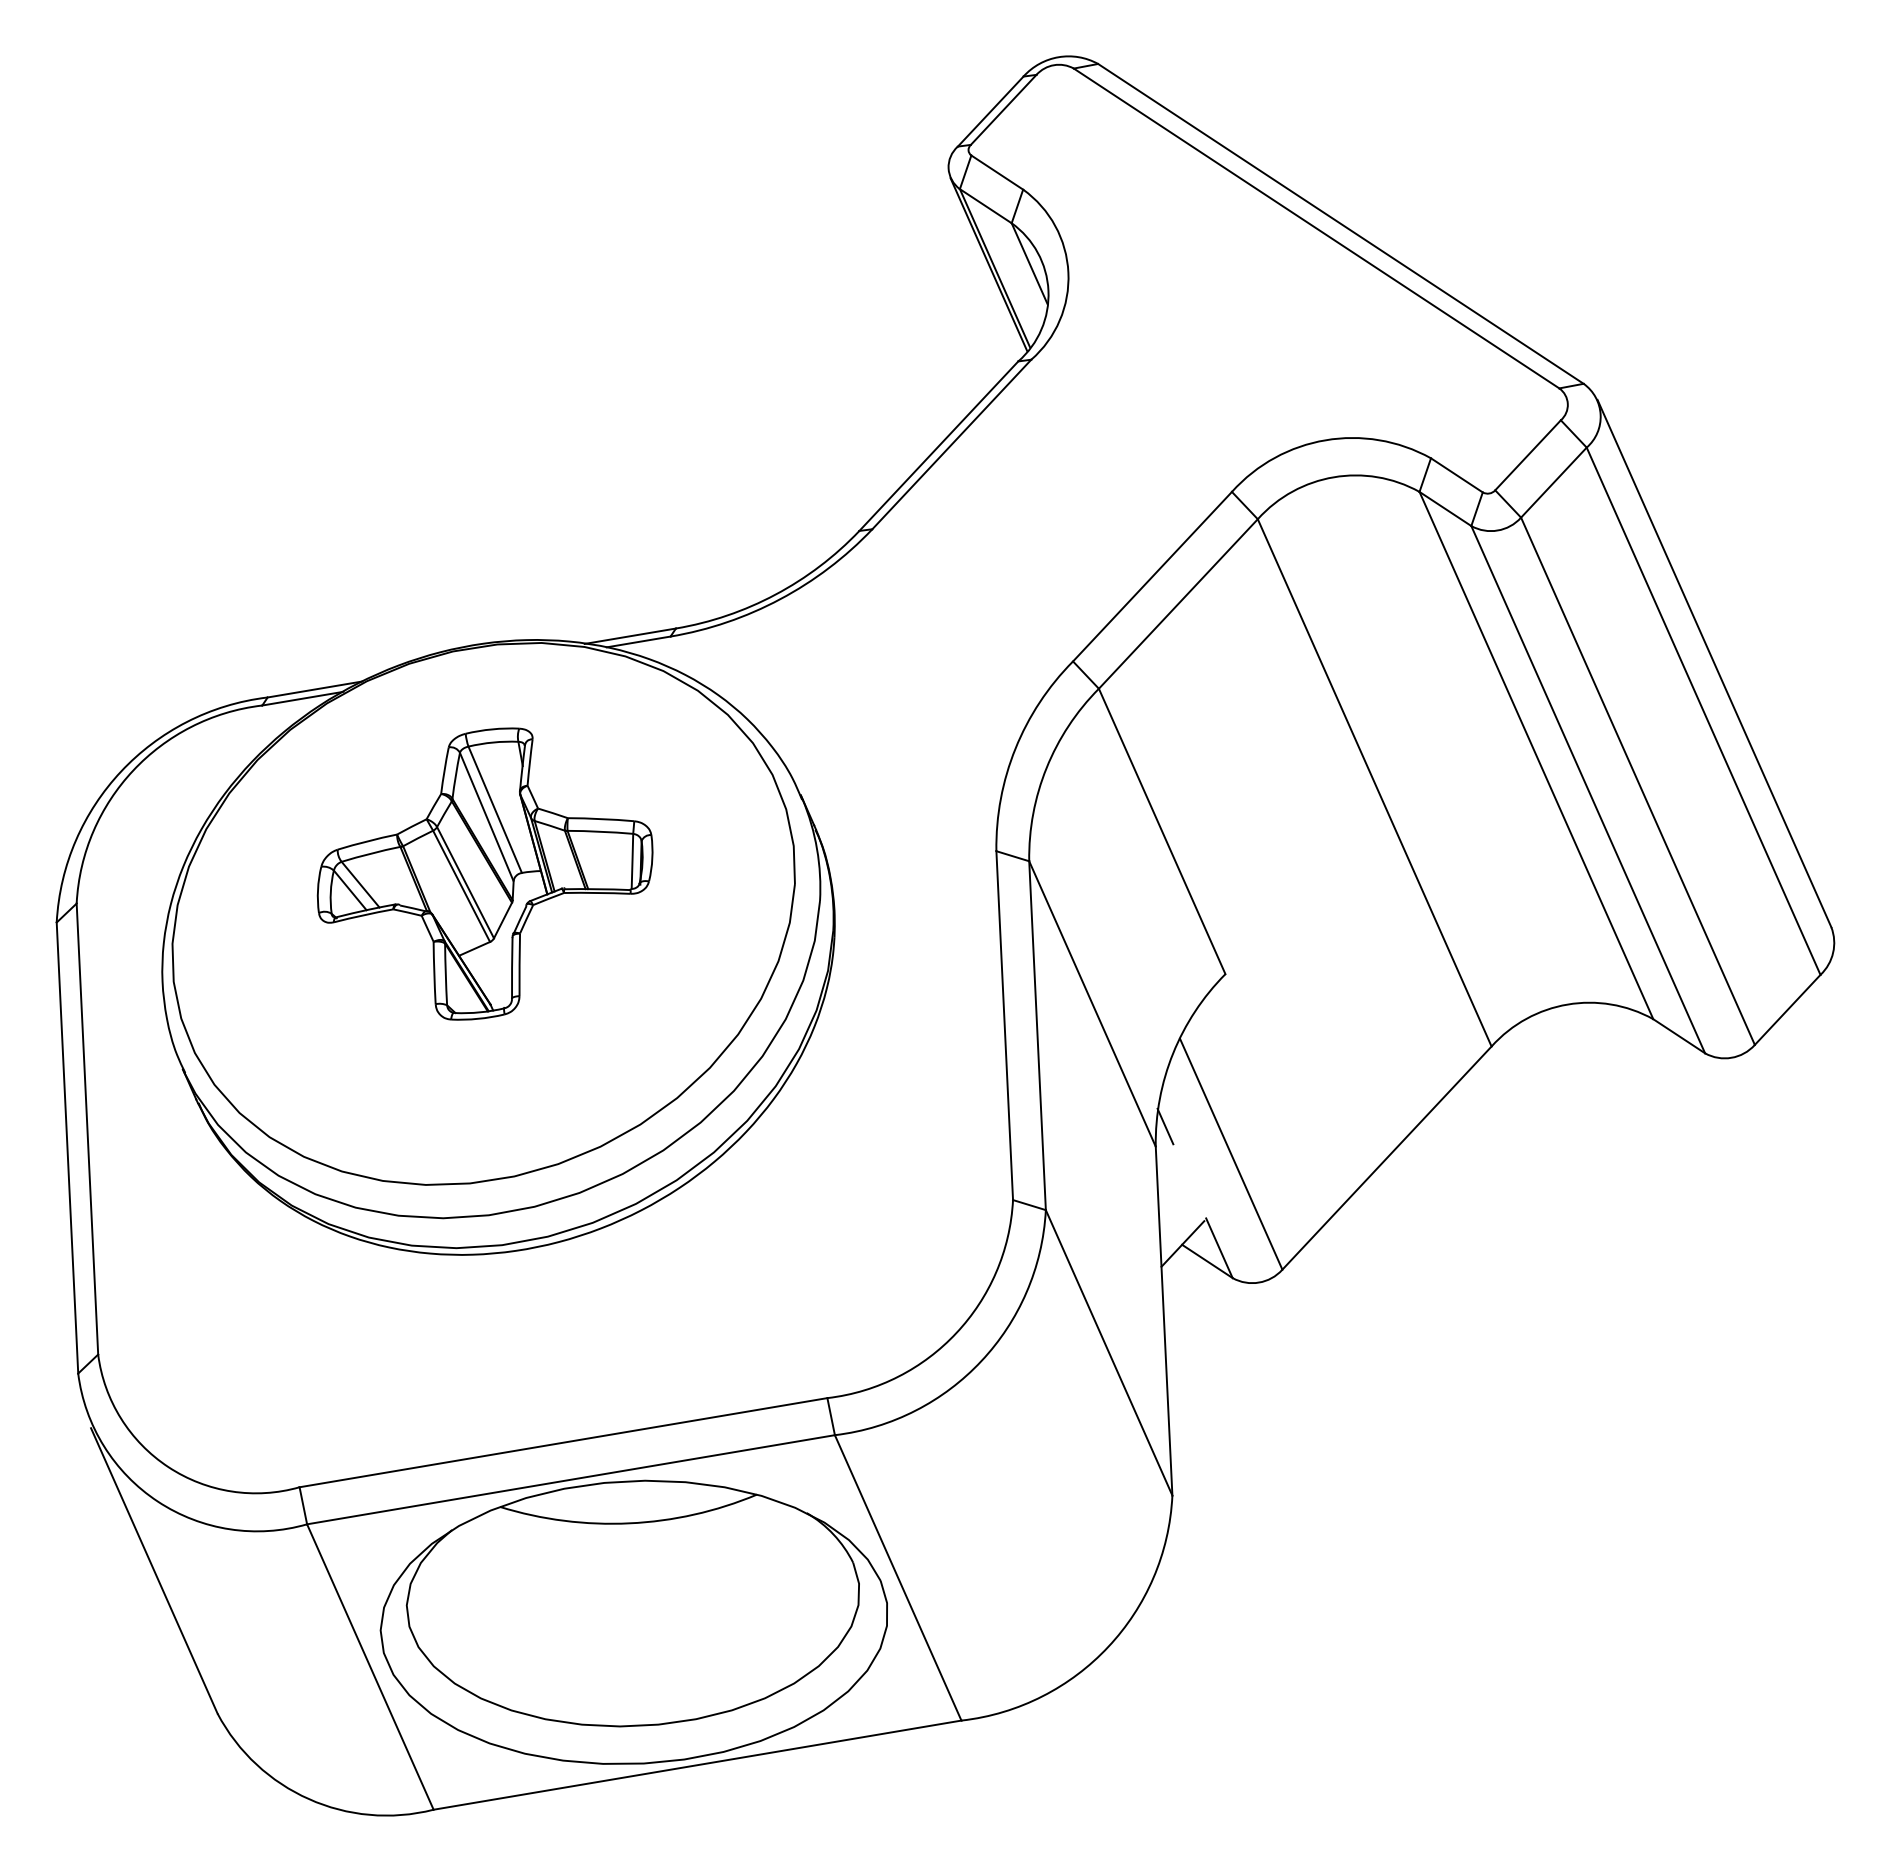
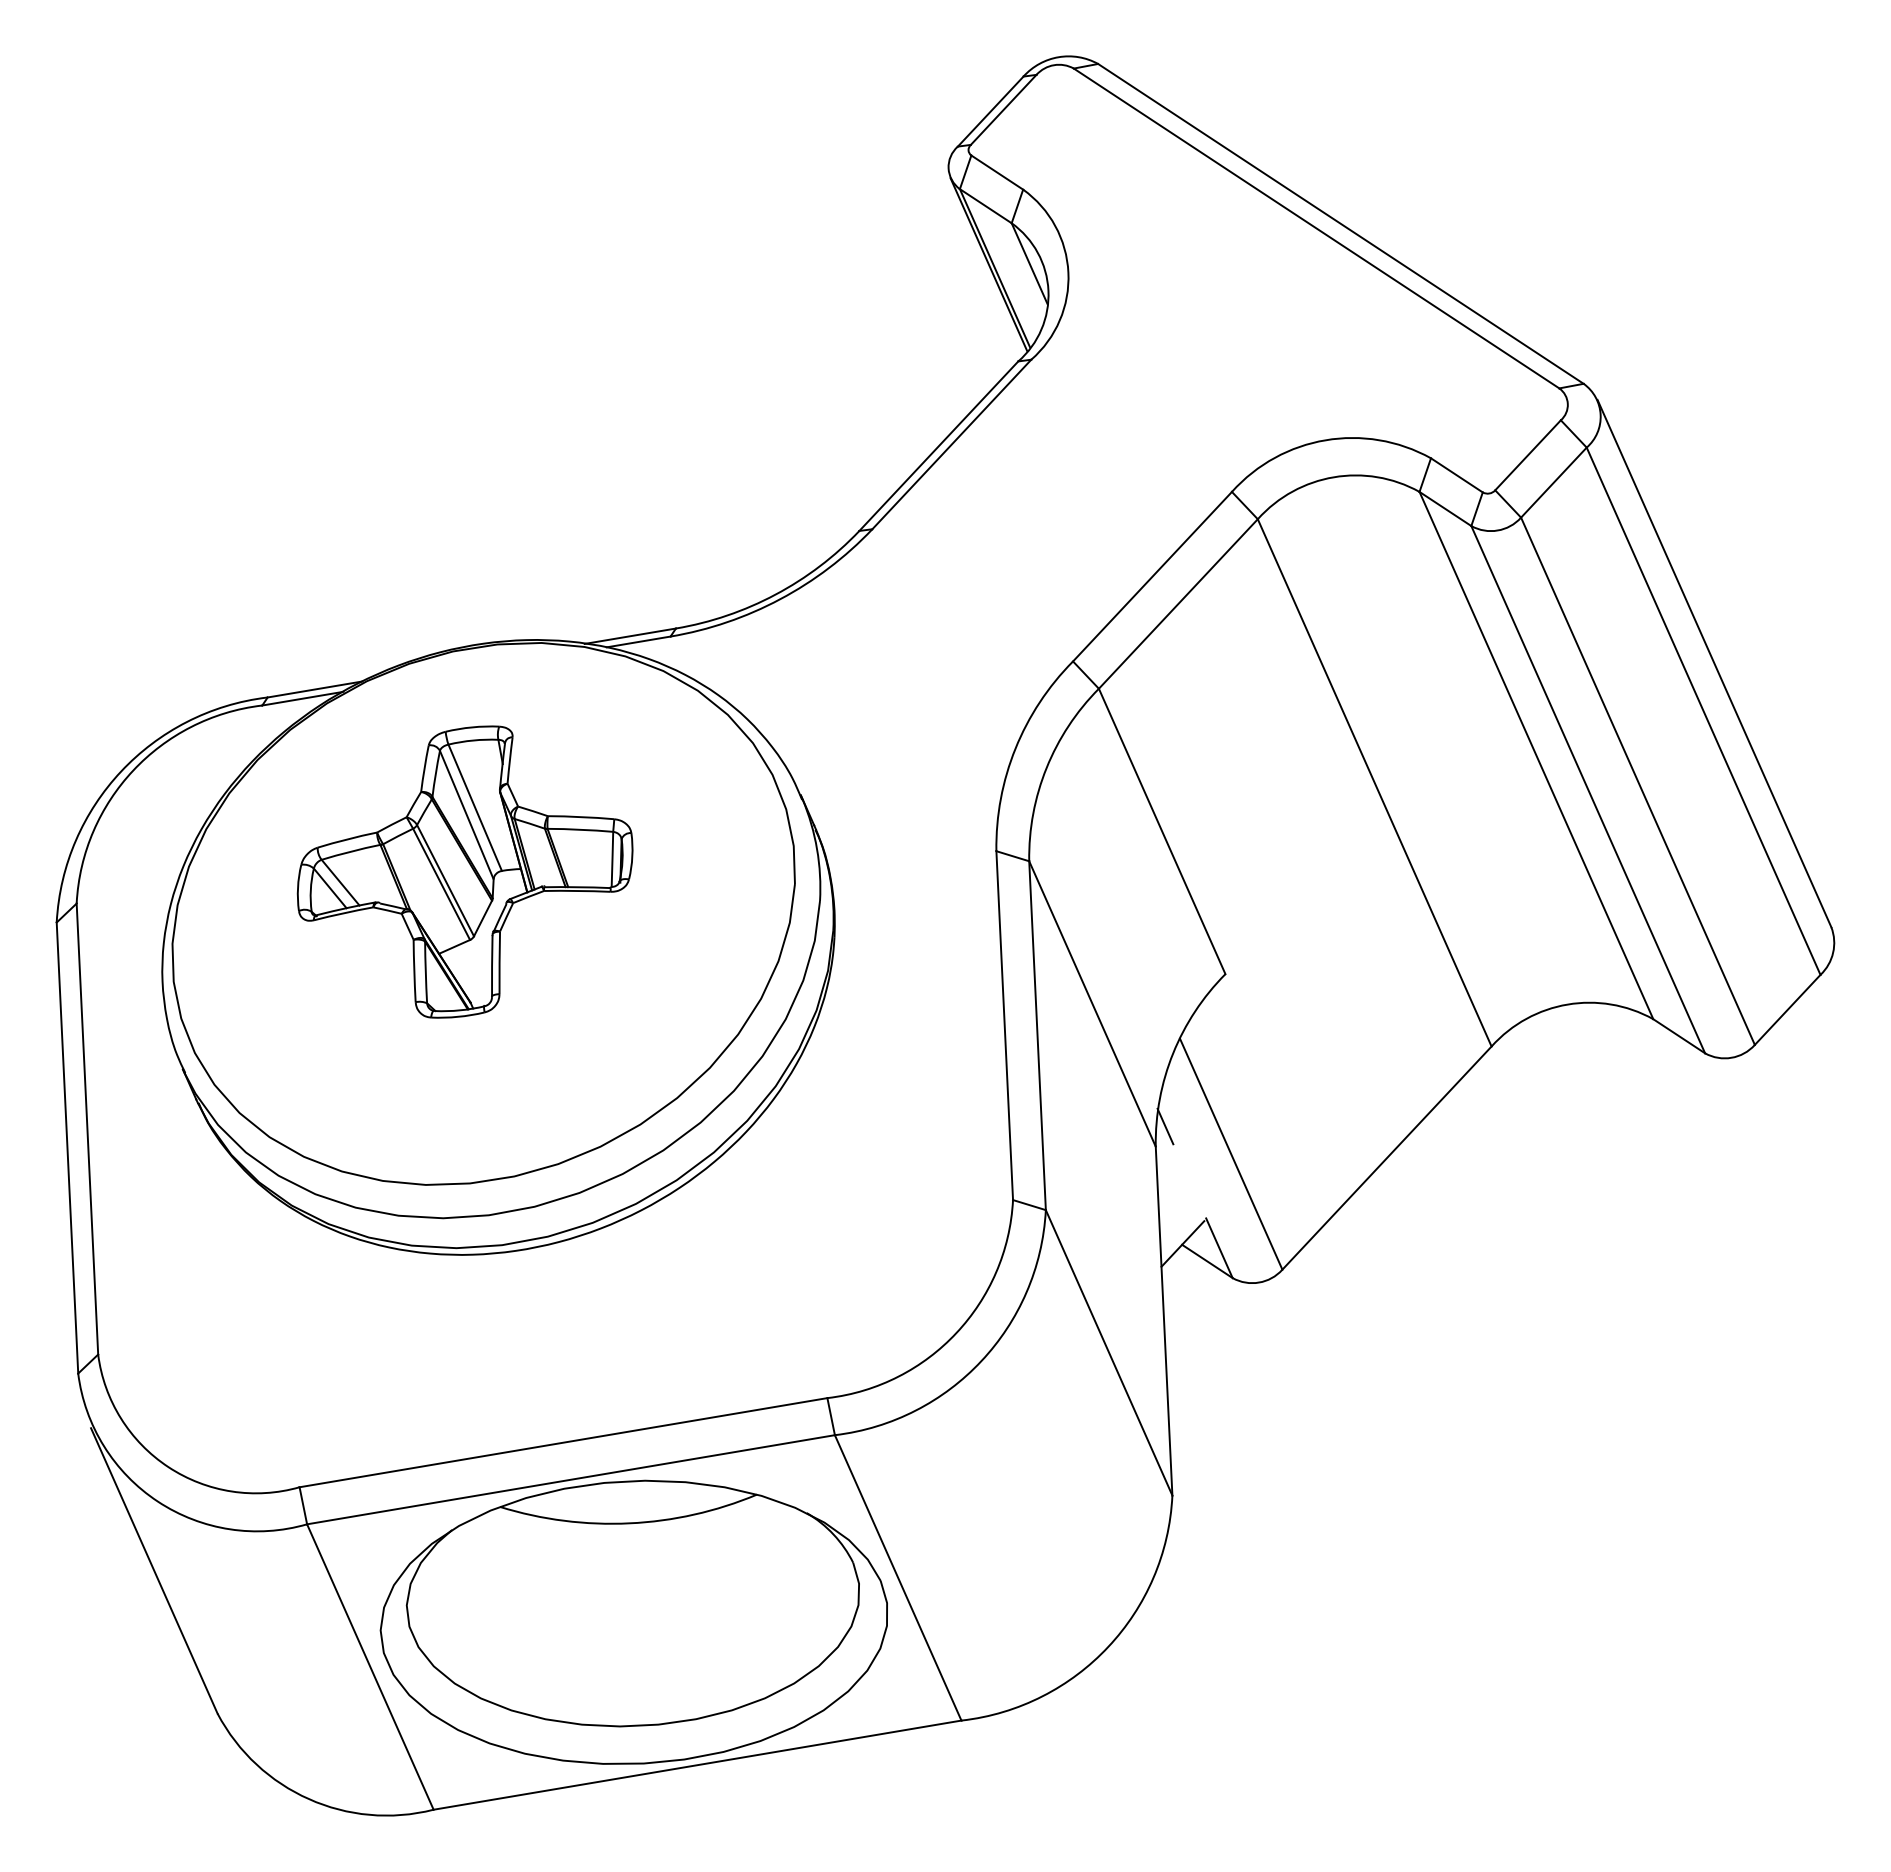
part position: (484, 873) -> (464, 871) (464, 871)
